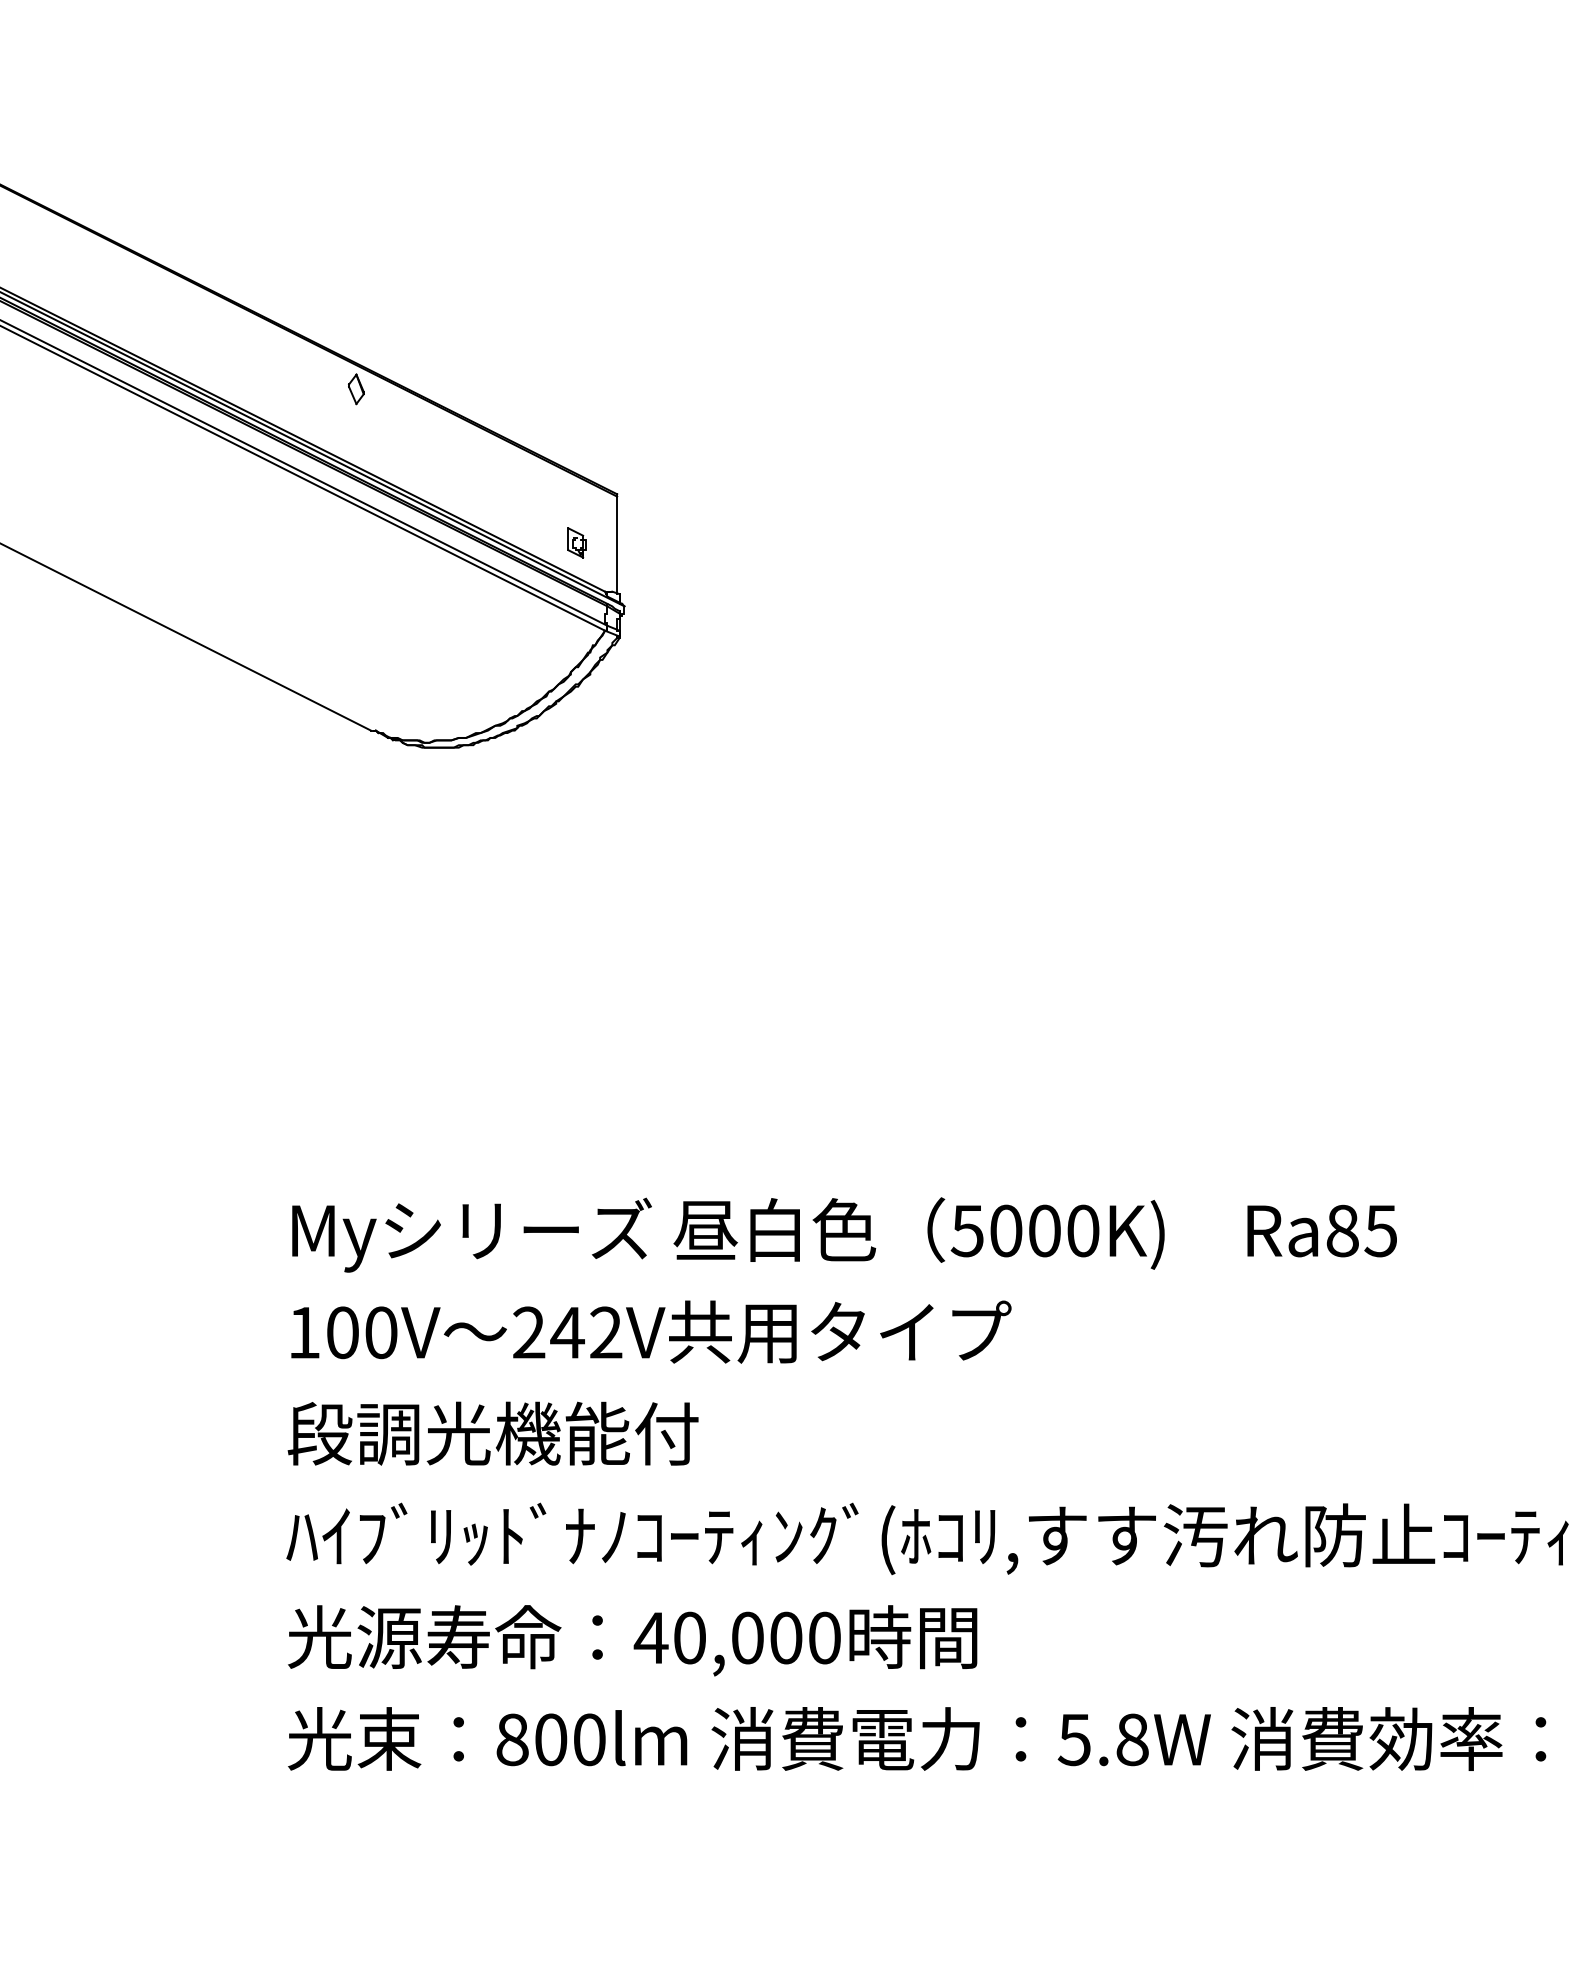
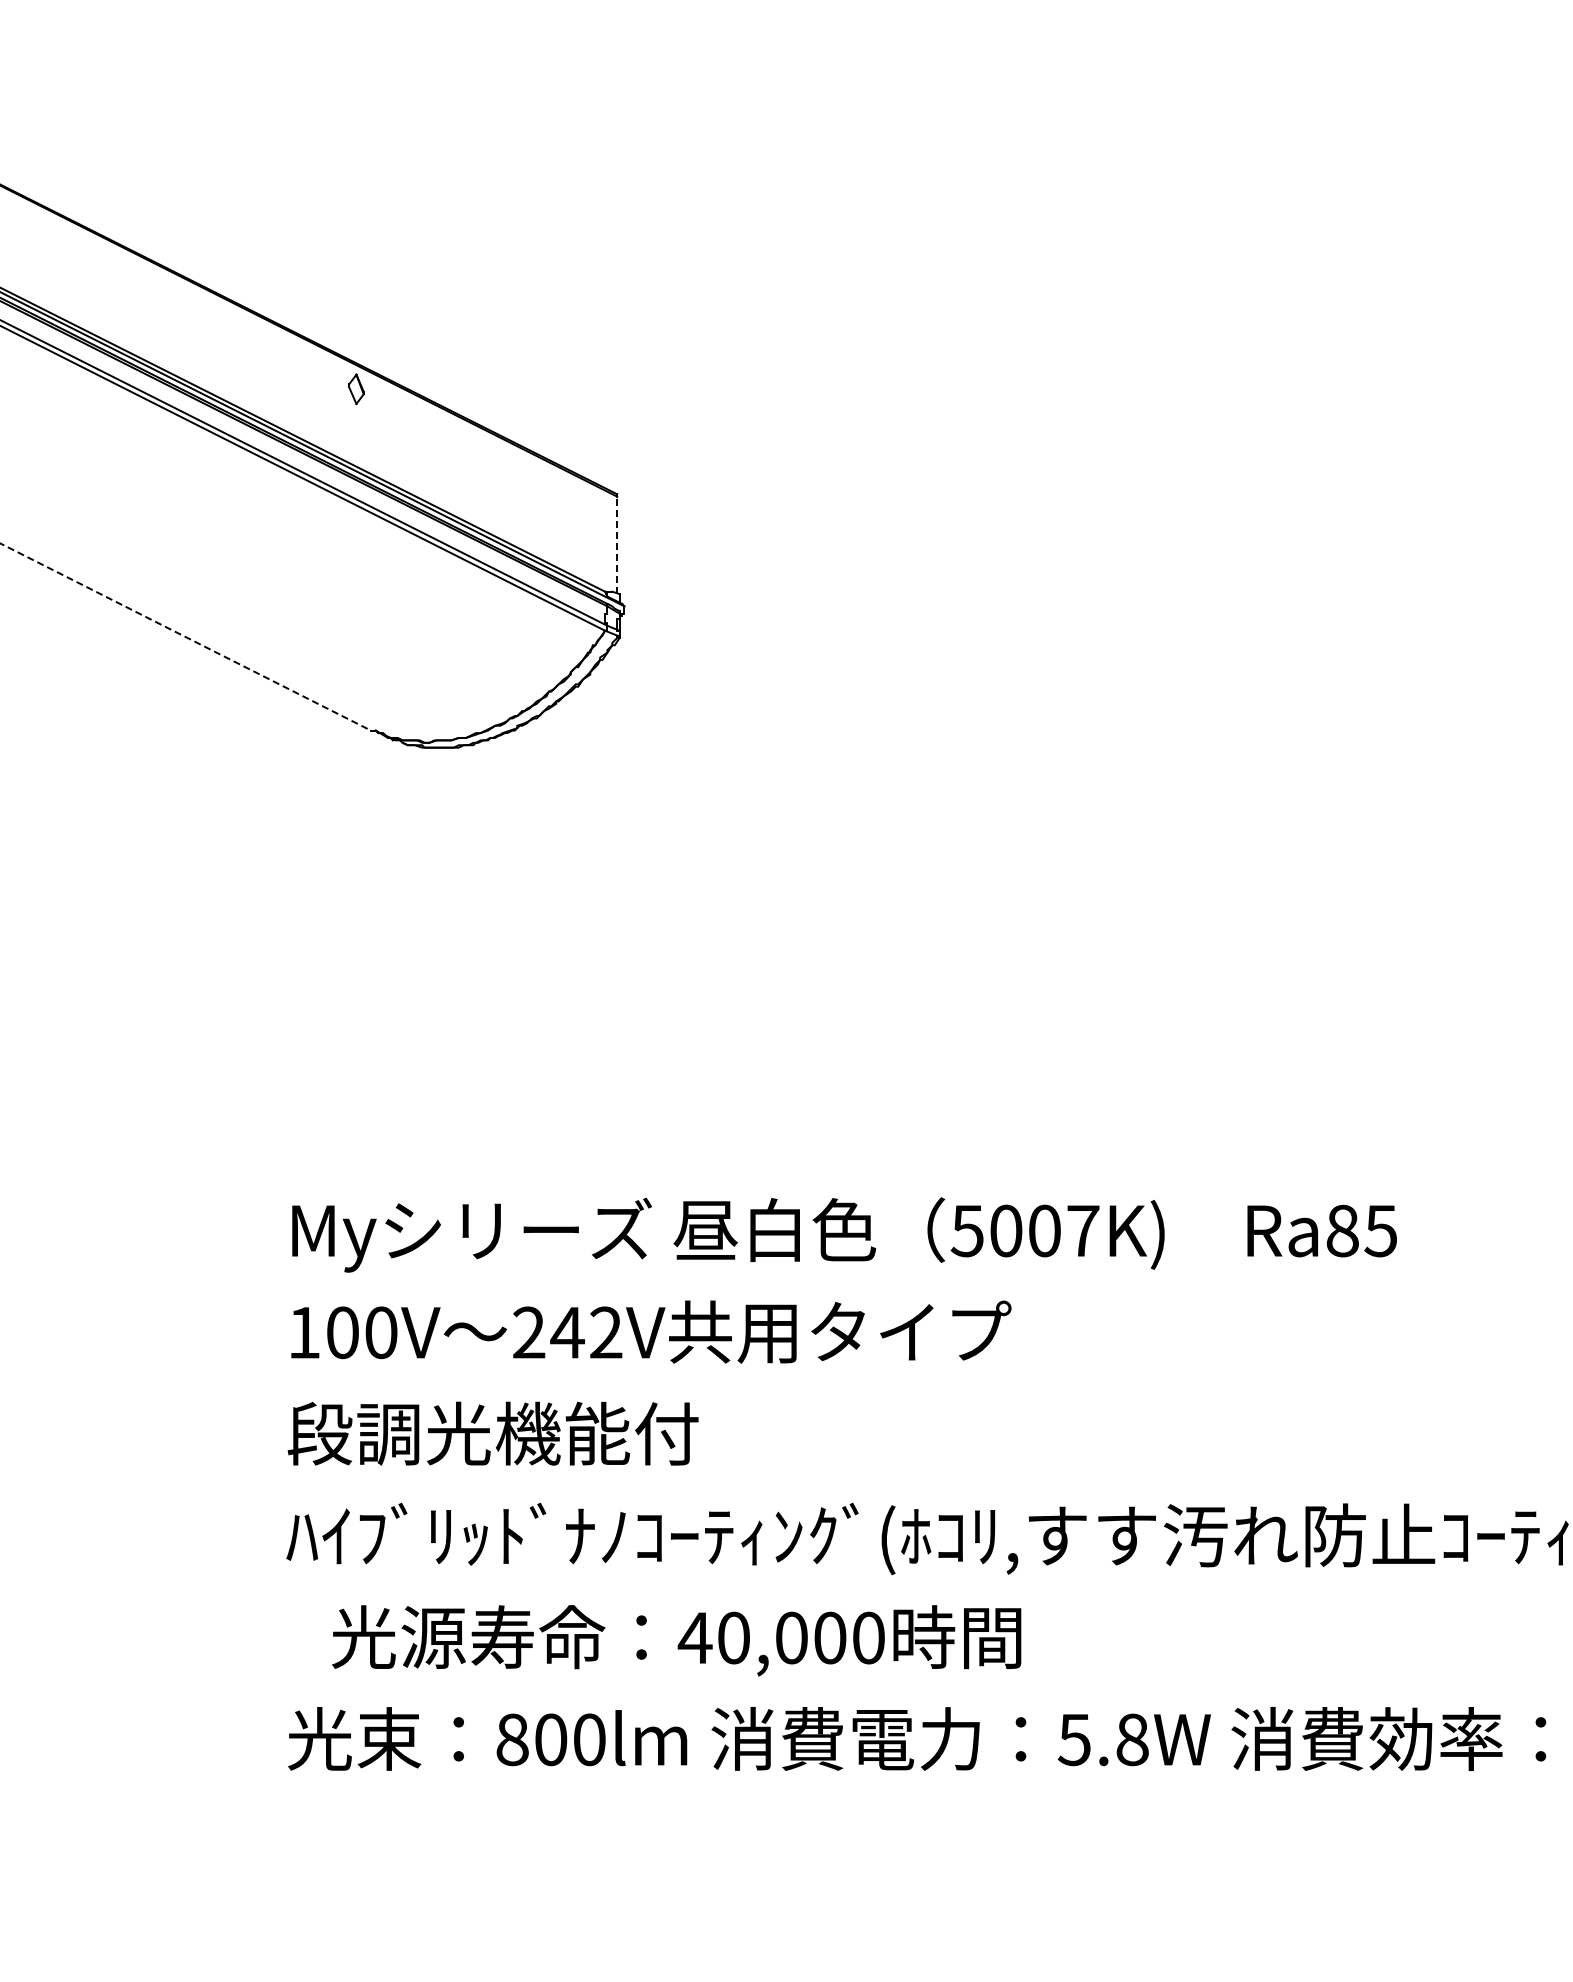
part: present -> none (576, 542)
line: solid -> dashed (617, 545)
line: solid -> dashed (186, 637)
text: 5000K) -> 5007K) (1083, 1230)
text position: (632, 1640) -> (676, 1640) (676, 1640)
